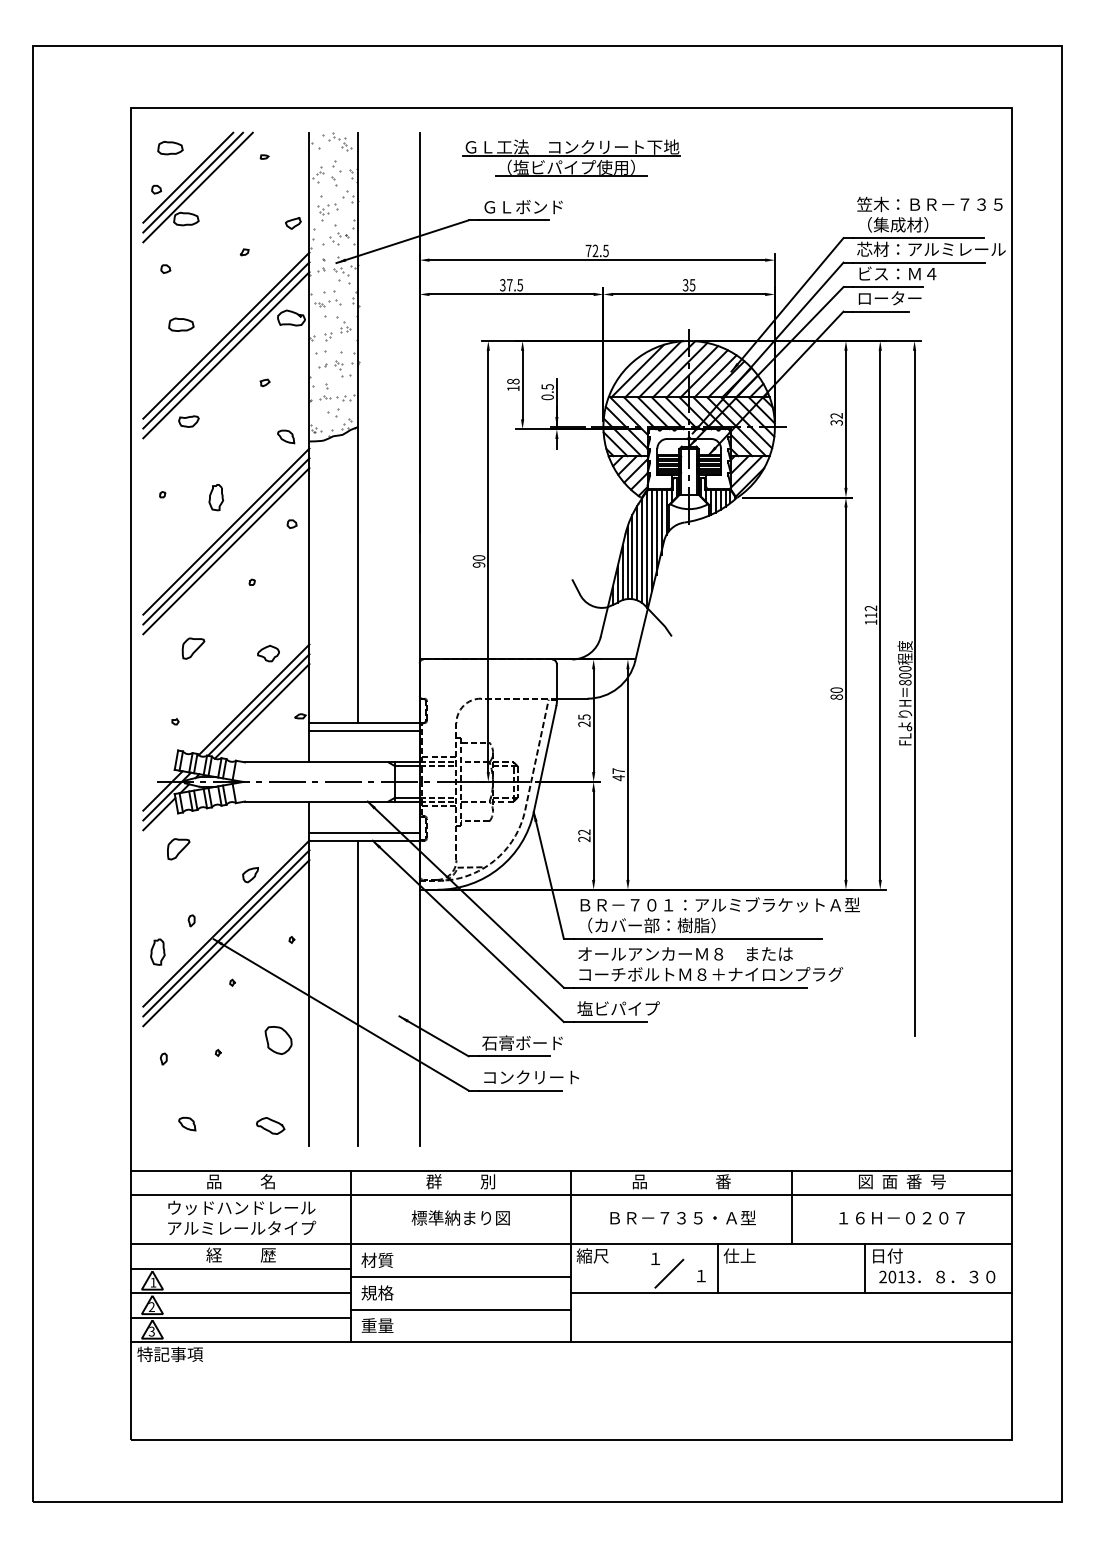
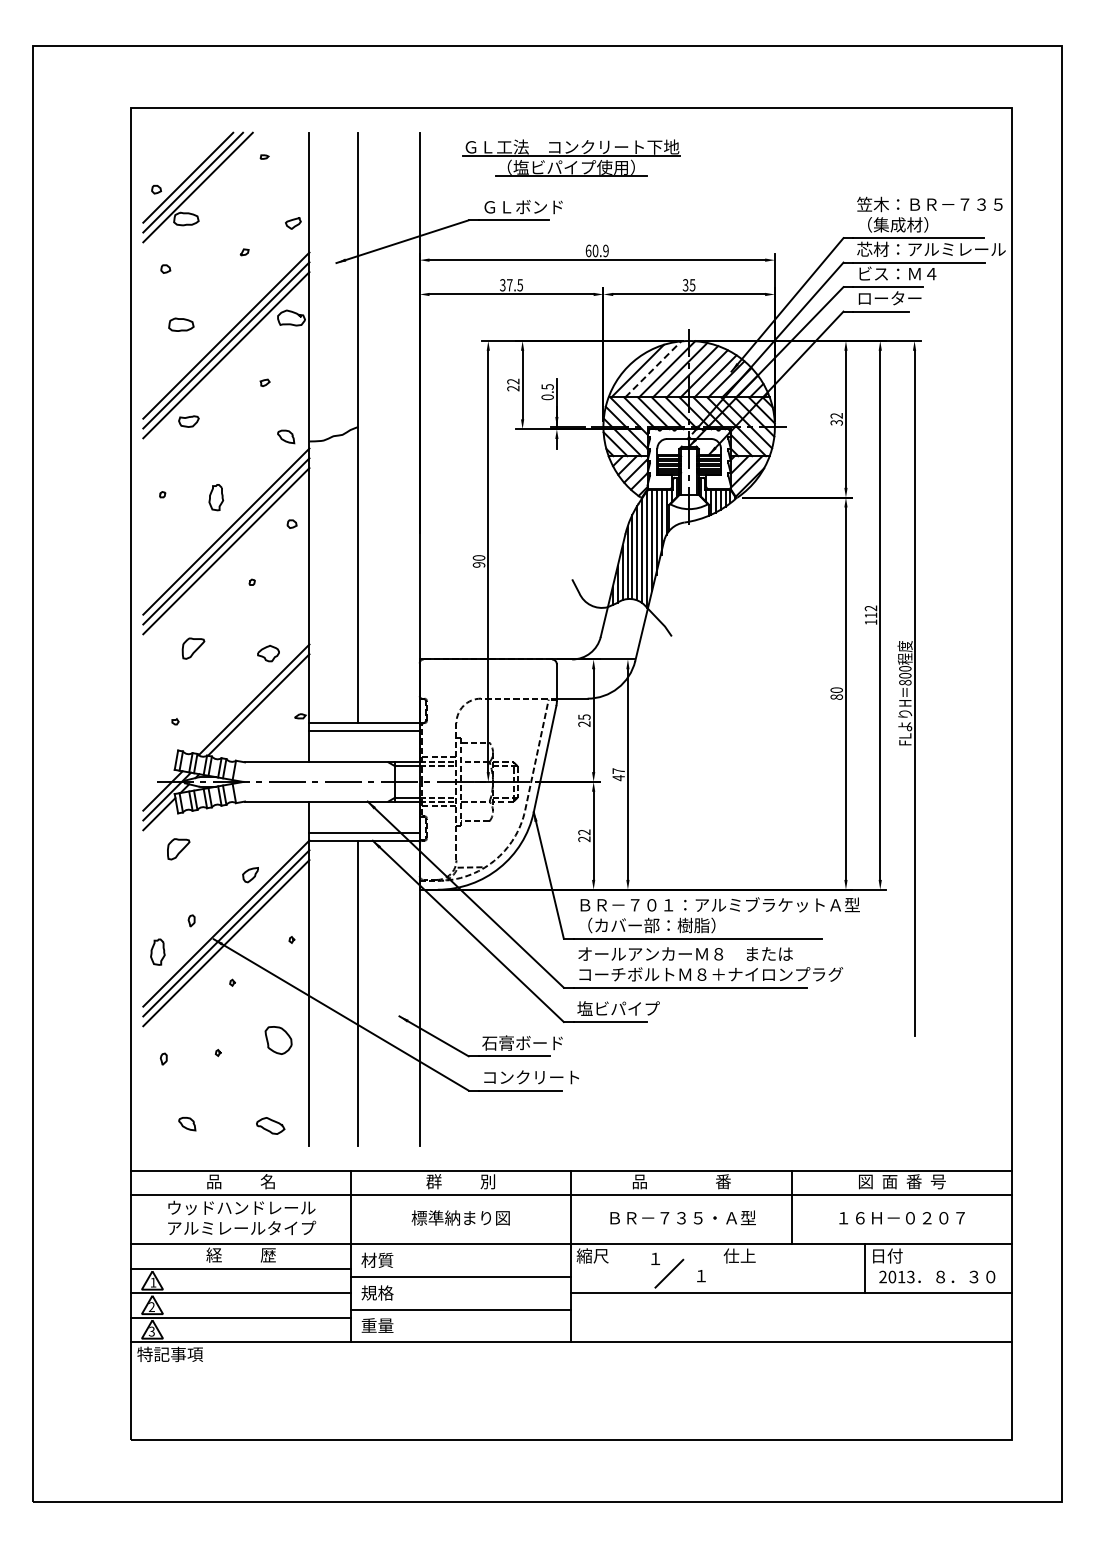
part: present -> none (170, 147)
text: 72.5 -> 60.9 (596, 250)
hatch: present -> none (333, 284)
line: solid -> dashed (653, 369)
text: 18 -> 22 (513, 384)
line: present -> none (261, 711)
line: present -> none (718, 1268)
